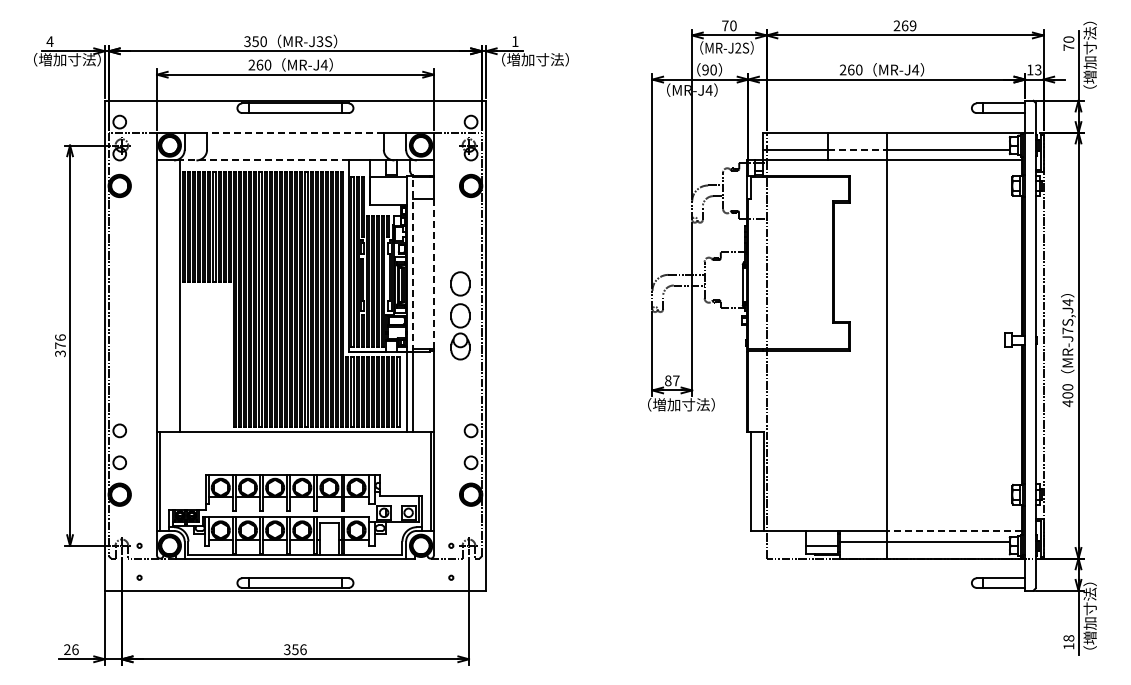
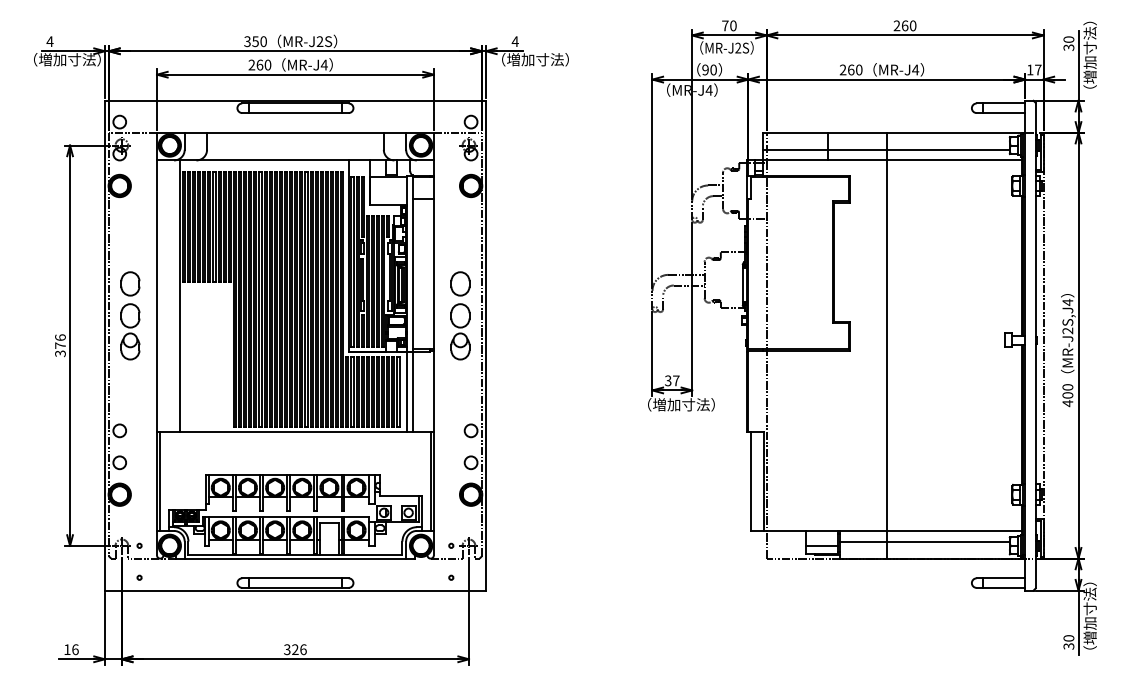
text: 269 -> 260 (912, 25)
text: 1 -> 4 (514, 41)
text: MR-J3S -> MR-J2S (319, 42)
text: 70 -> 30 (1068, 47)
text: 13 -> 17 (1038, 69)
line: dashed -> solid (294, 132)
line: dashed -> solid (857, 149)
line: dashed -> solid (263, 160)
line: dashed -> solid (412, 264)
line: dashed -> solid (433, 274)
part: none -> present (130, 315)
text: MR-J7S,J4 -> MR-J2S,J4 (1067, 330)
text: 87 -> 37 (668, 380)
line: dashed -> solid (954, 530)
text: 18 -> 30 (1068, 642)
text: 26 -> 16 (67, 649)
text: 356 -> 326 (295, 649)
